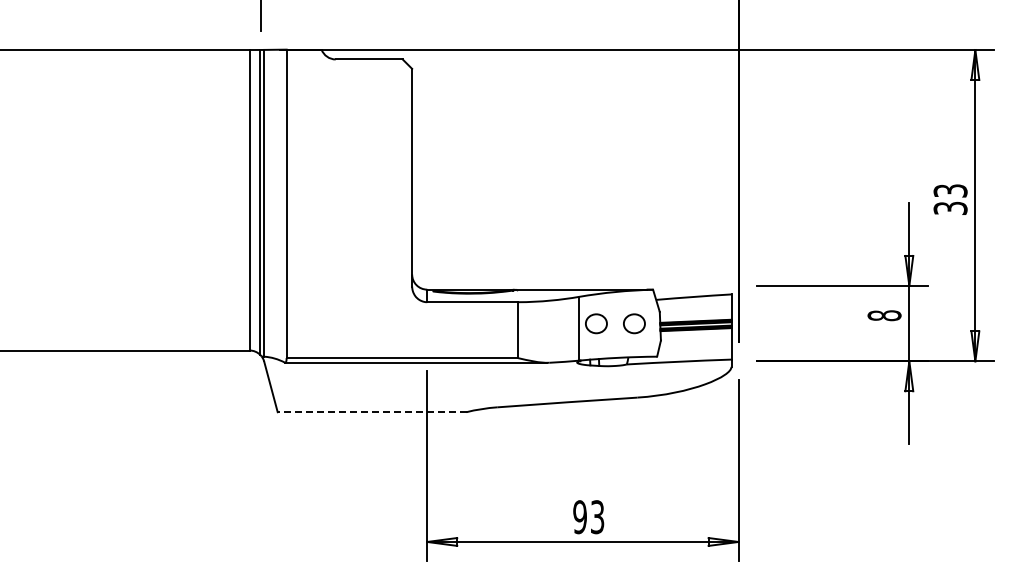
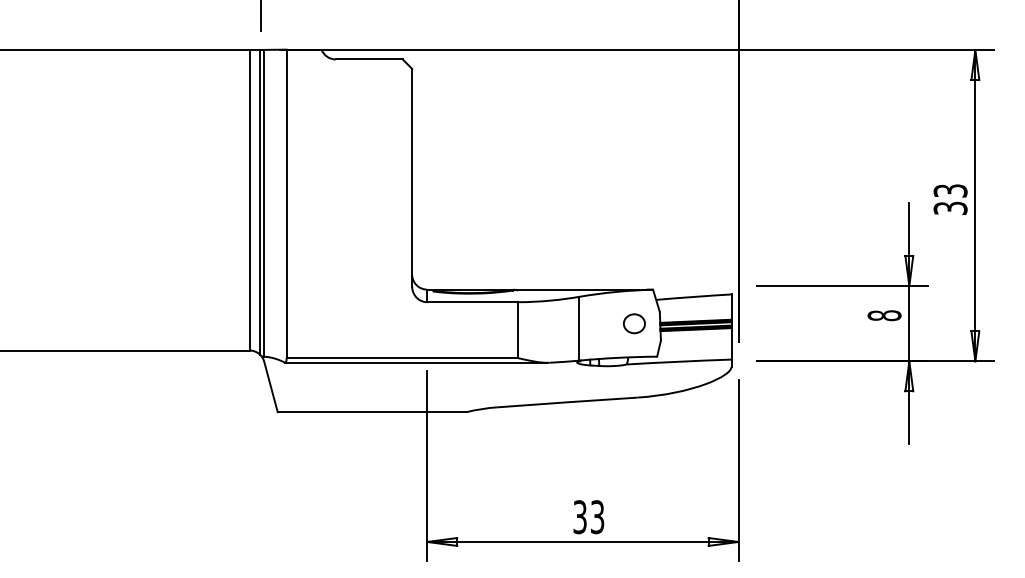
part: present -> none (596, 323)
line: dashed -> solid (371, 412)
text: 93 -> 33 (579, 517)
